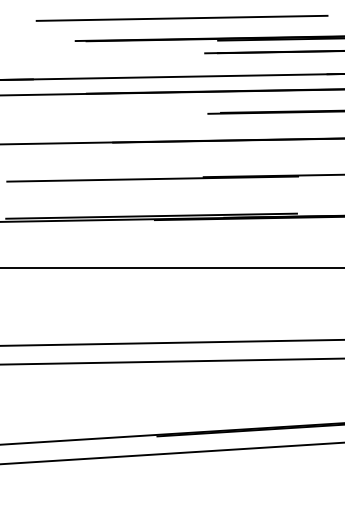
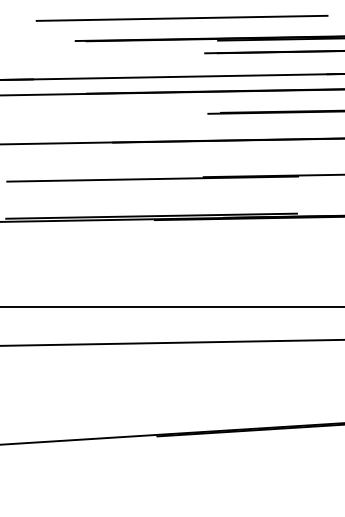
line position: (171, 267) -> (171, 306) (171, 306)
line: present -> none (171, 361)
line: present -> none (171, 453)
